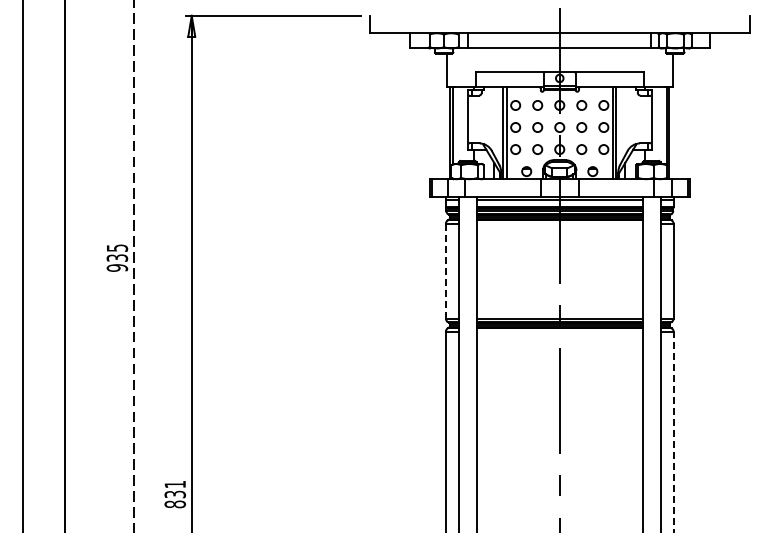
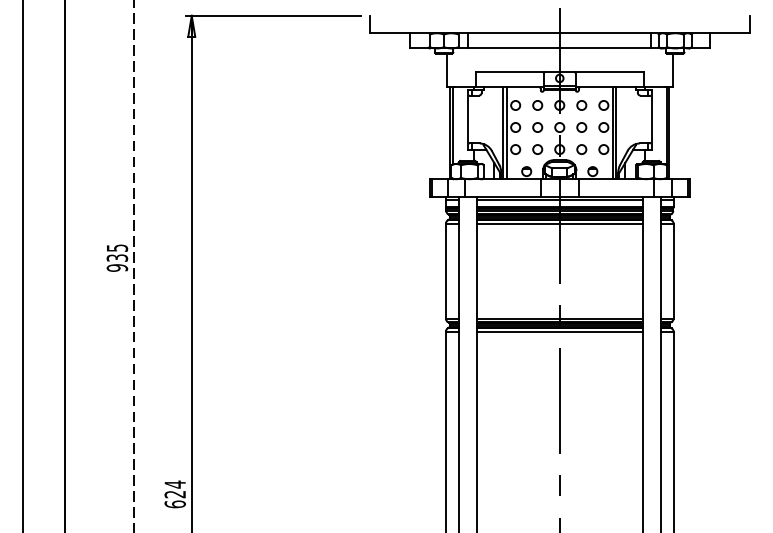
line: none -> present (559, 223)
line: dashed -> solid (445, 271)
line: none -> present (559, 331)
line: dashed -> solid (673, 431)
text: 831 -> 624 (175, 494)
